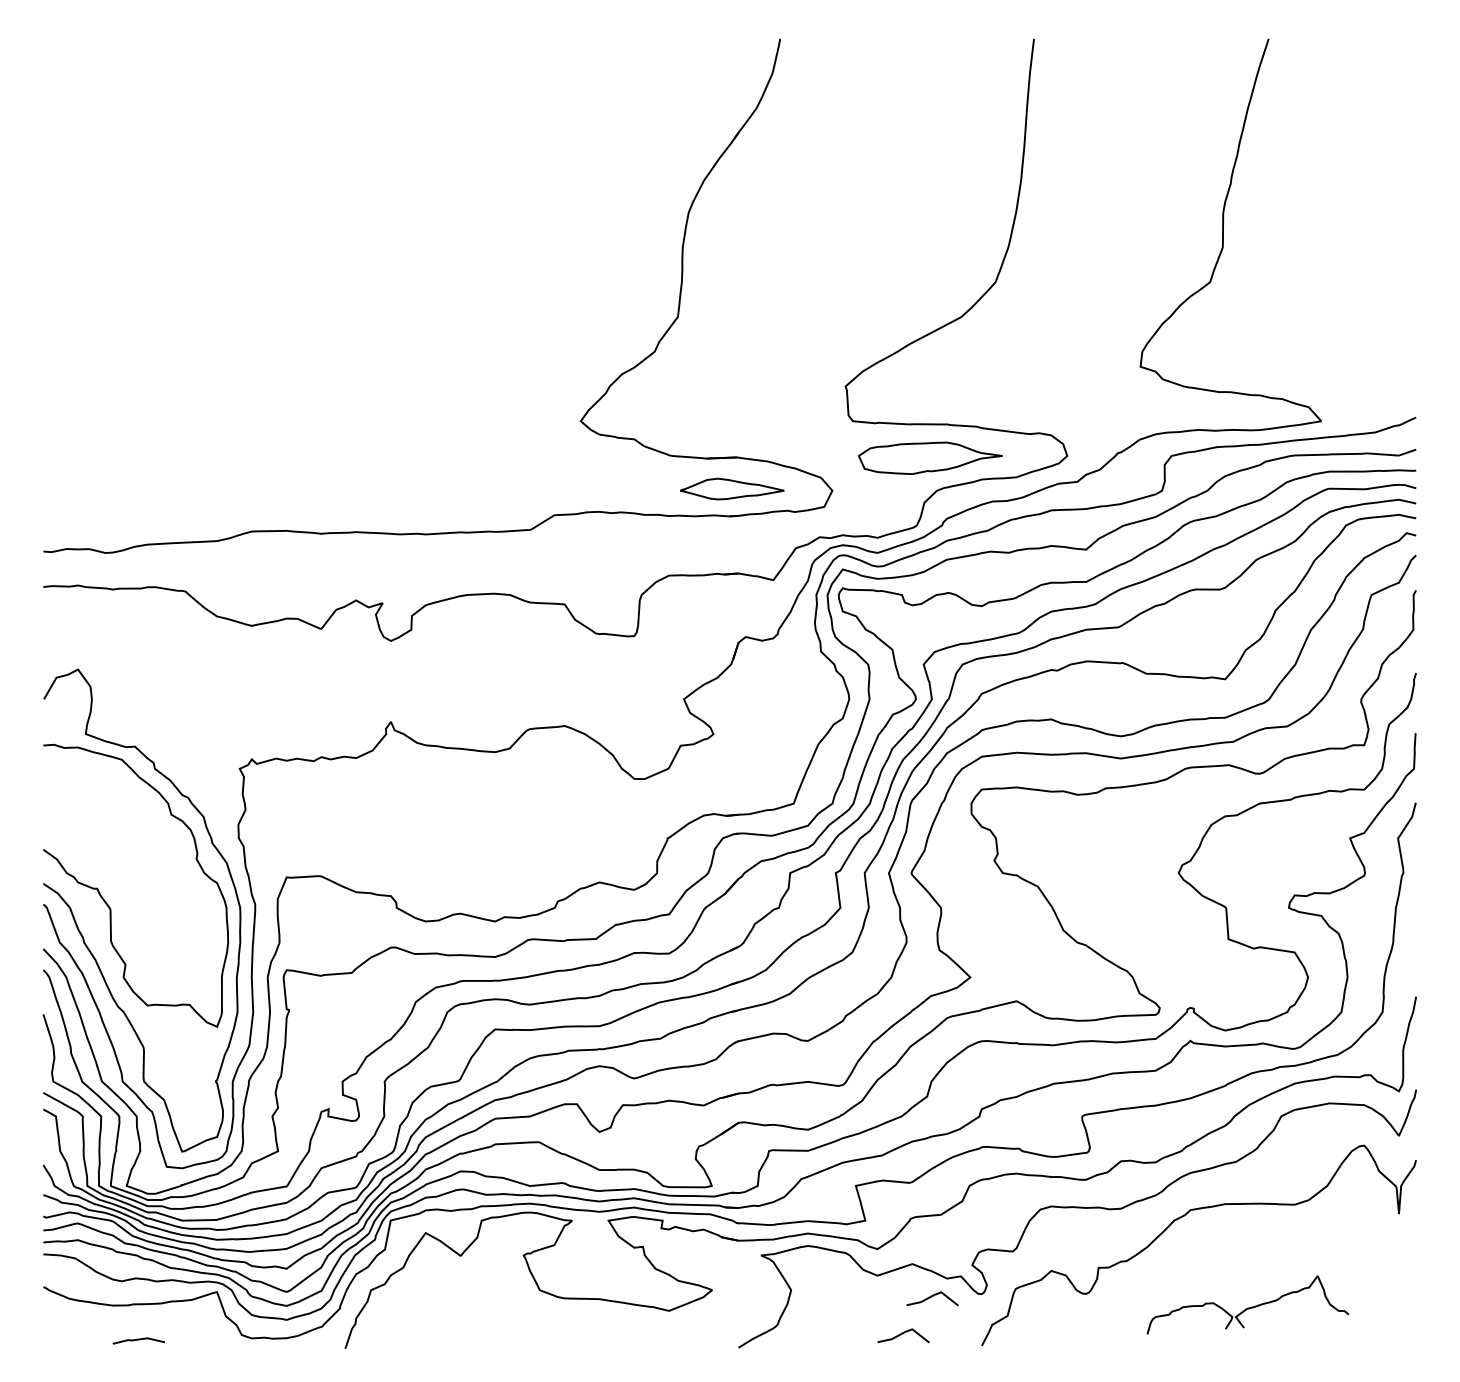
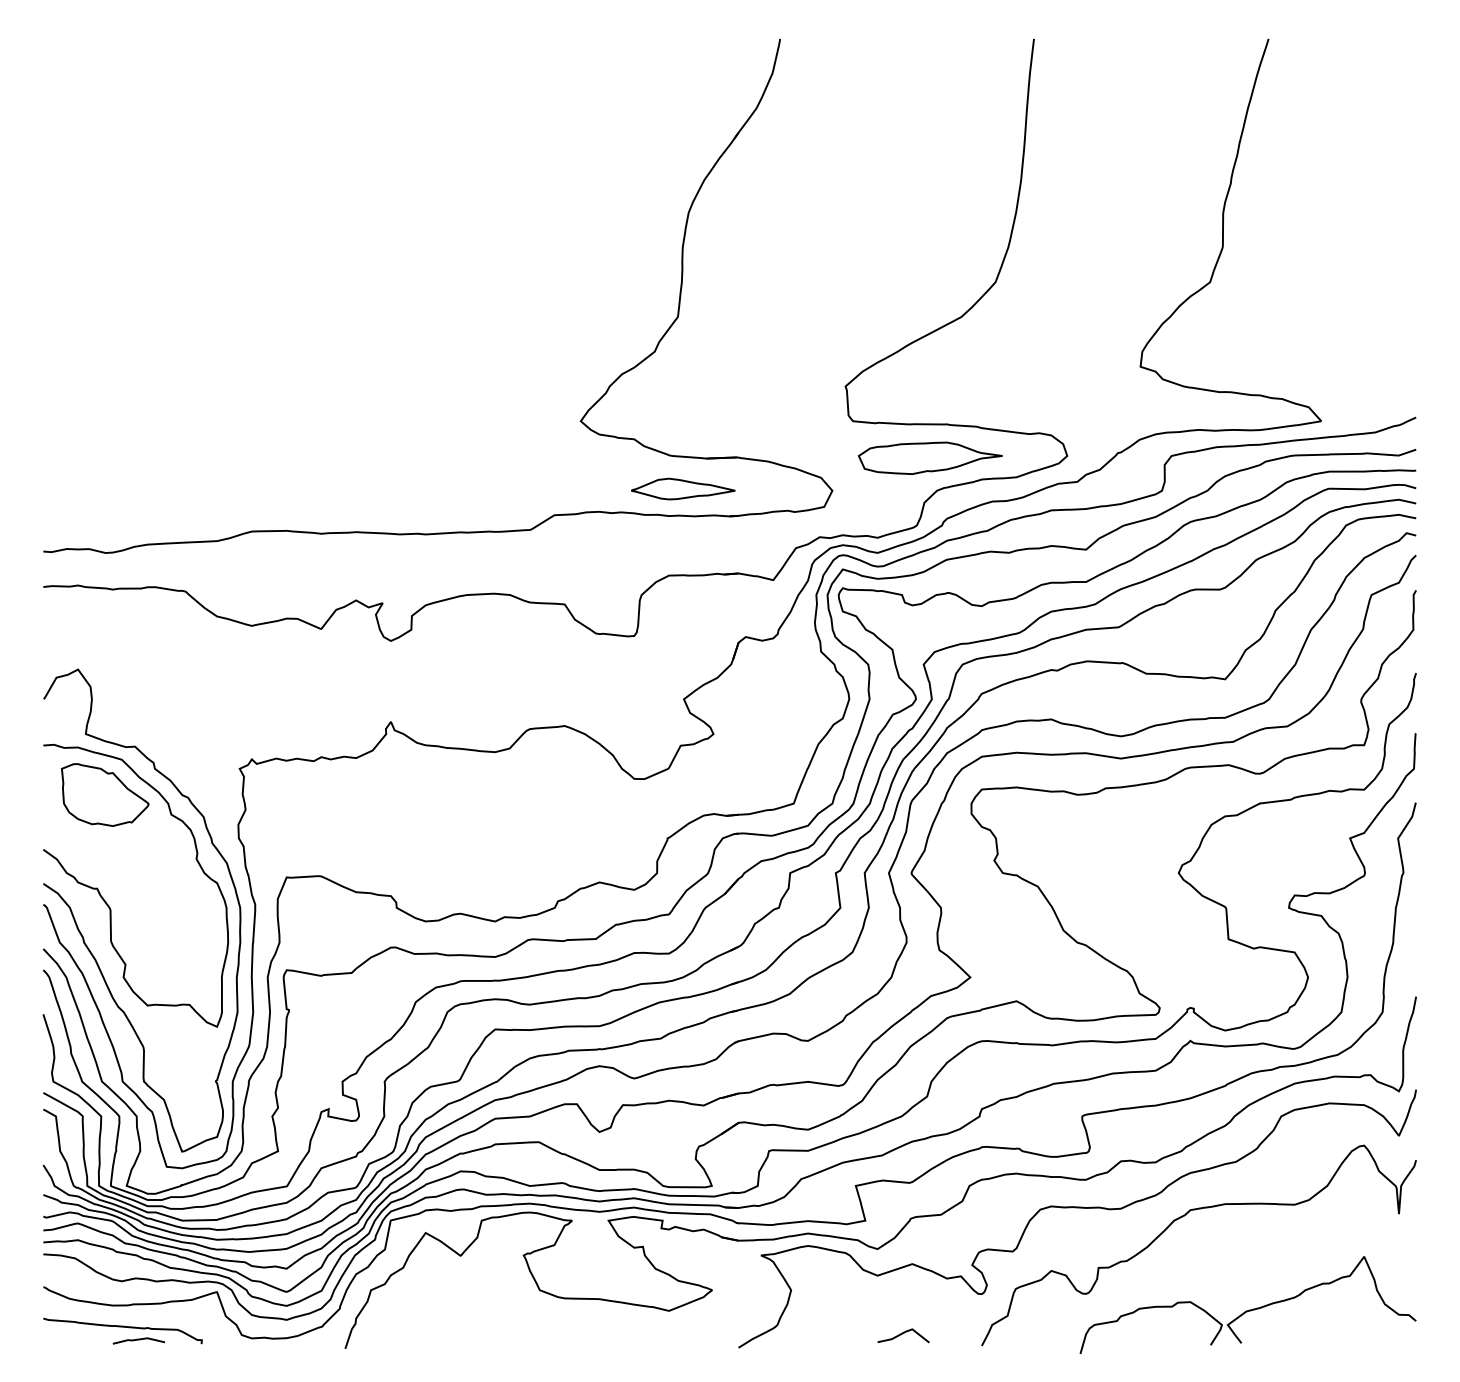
part position: (732, 488) -> (683, 488) (683, 488)
part: none -> present (105, 794)
line: present -> none (931, 1297)
part size: 204x60 px -> 338x98 px (1247, 1304)
curve: none -> present (122, 1327)
